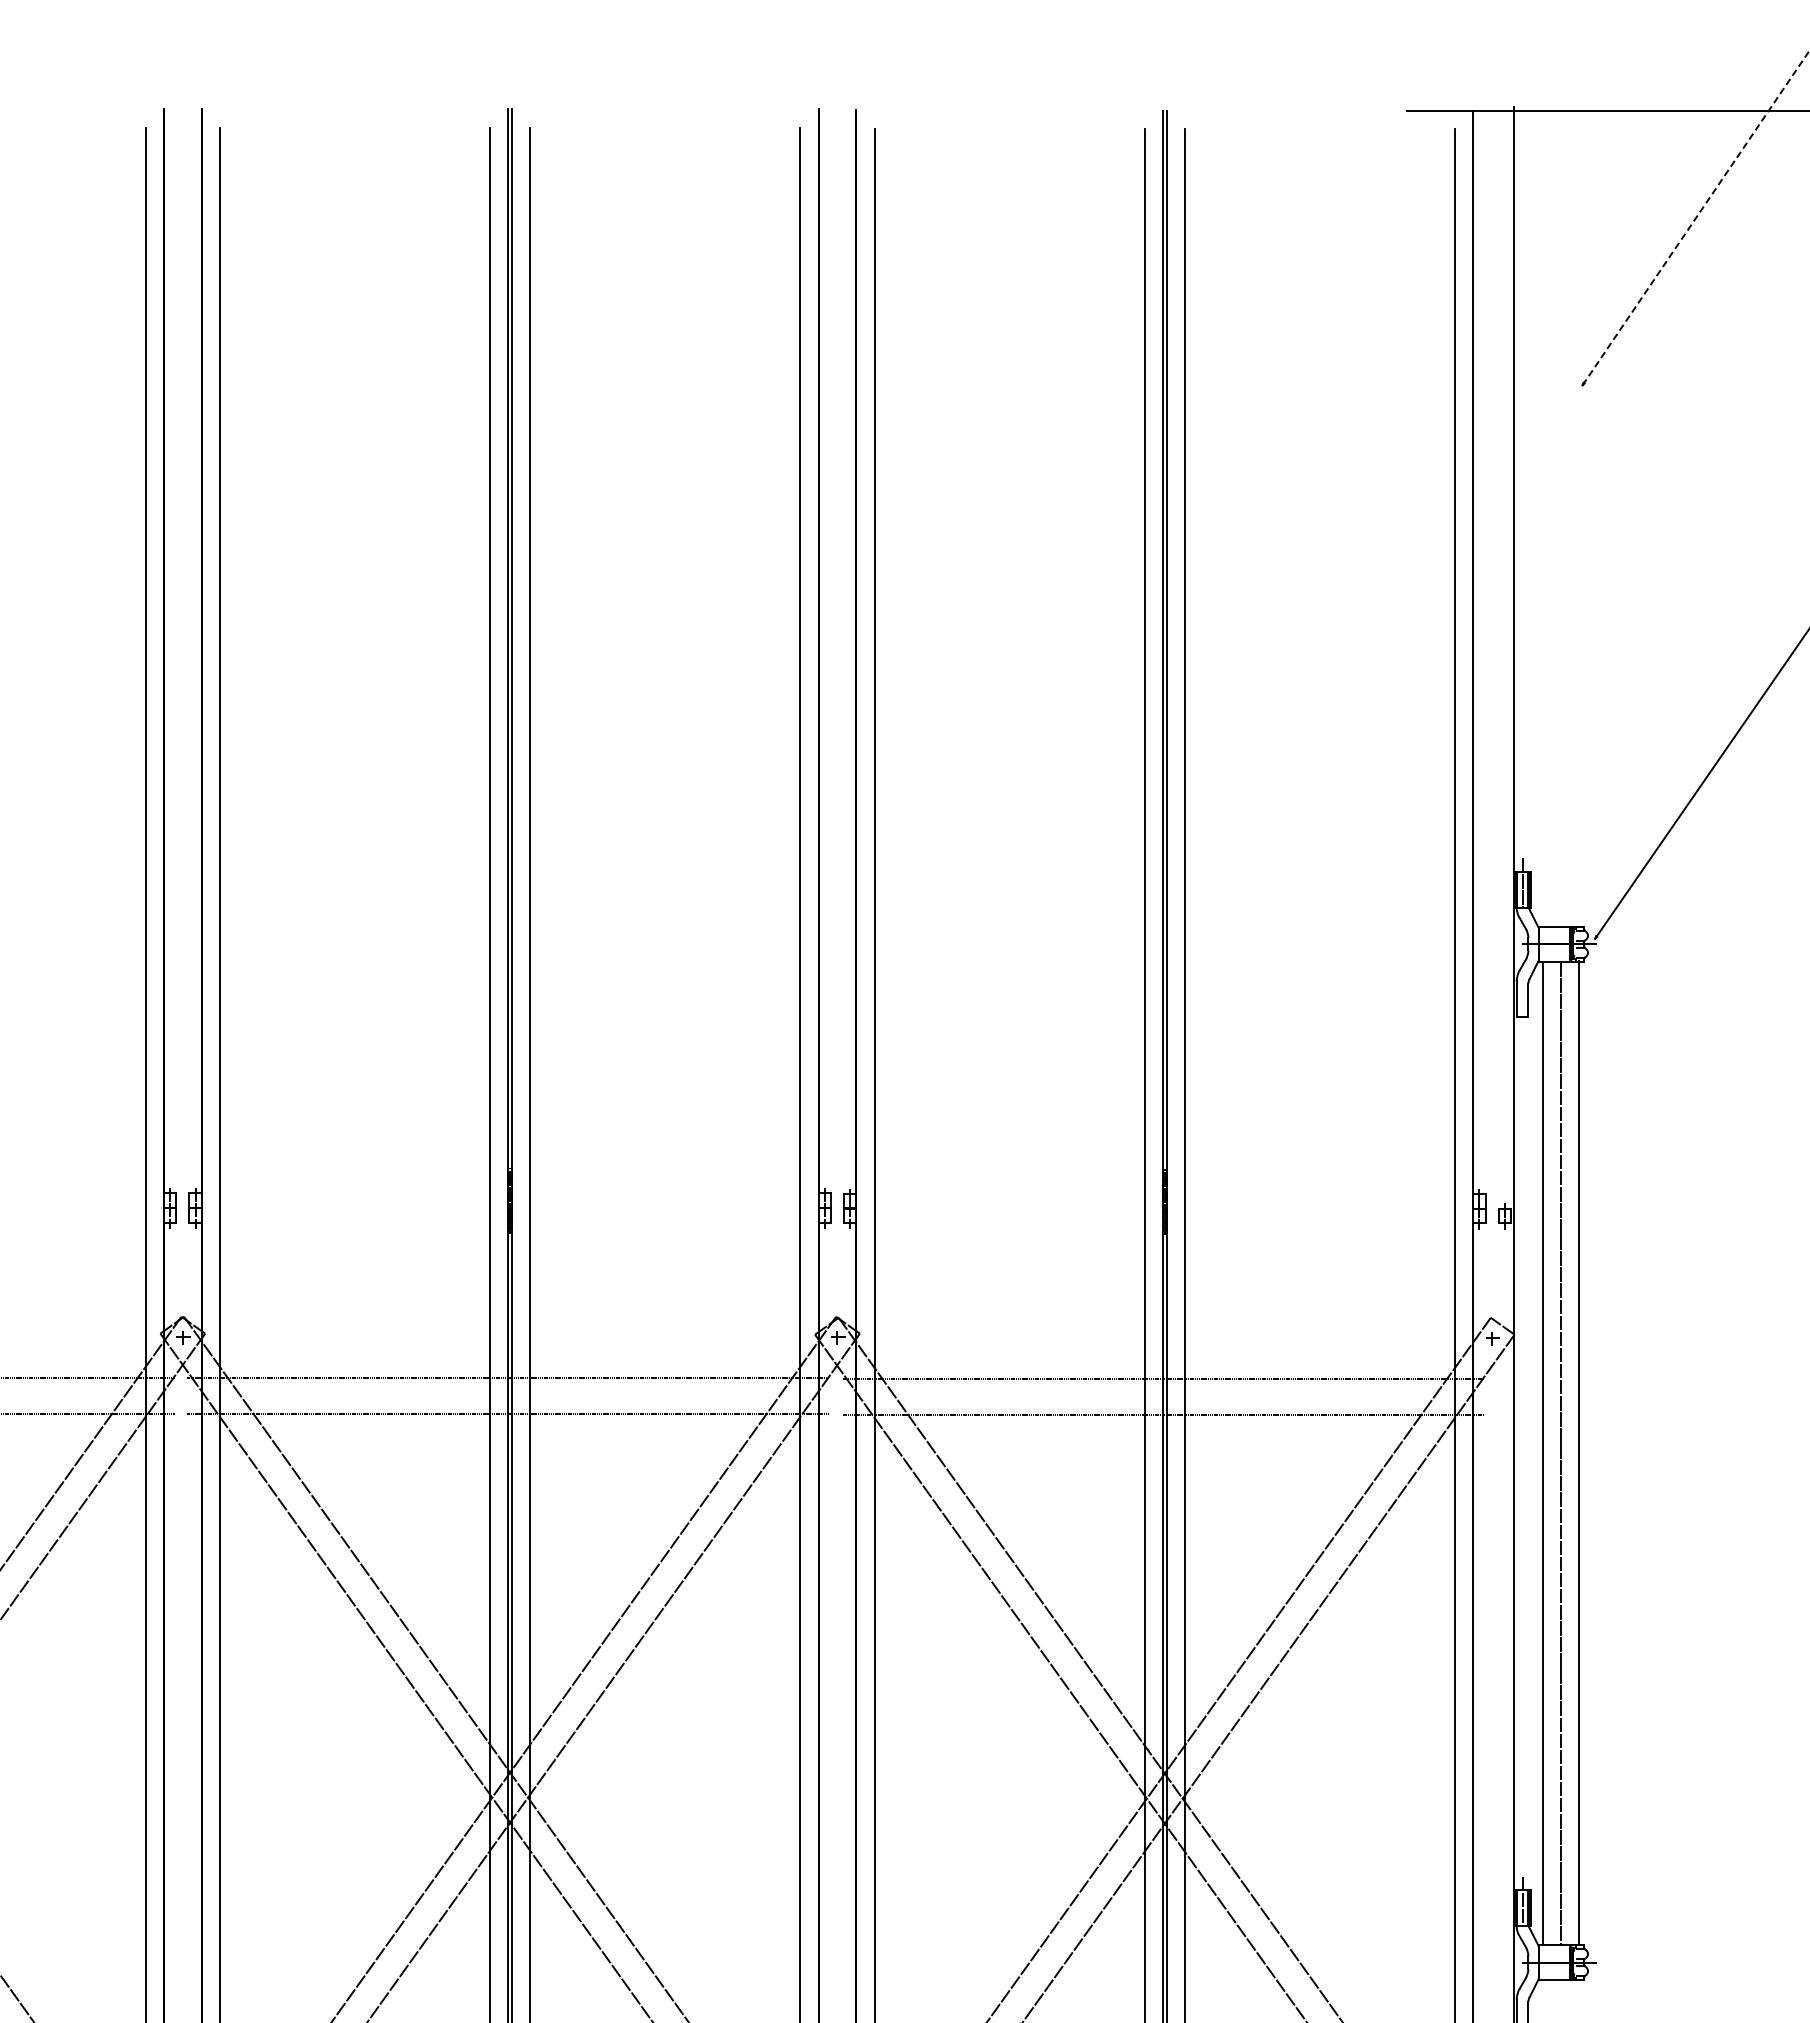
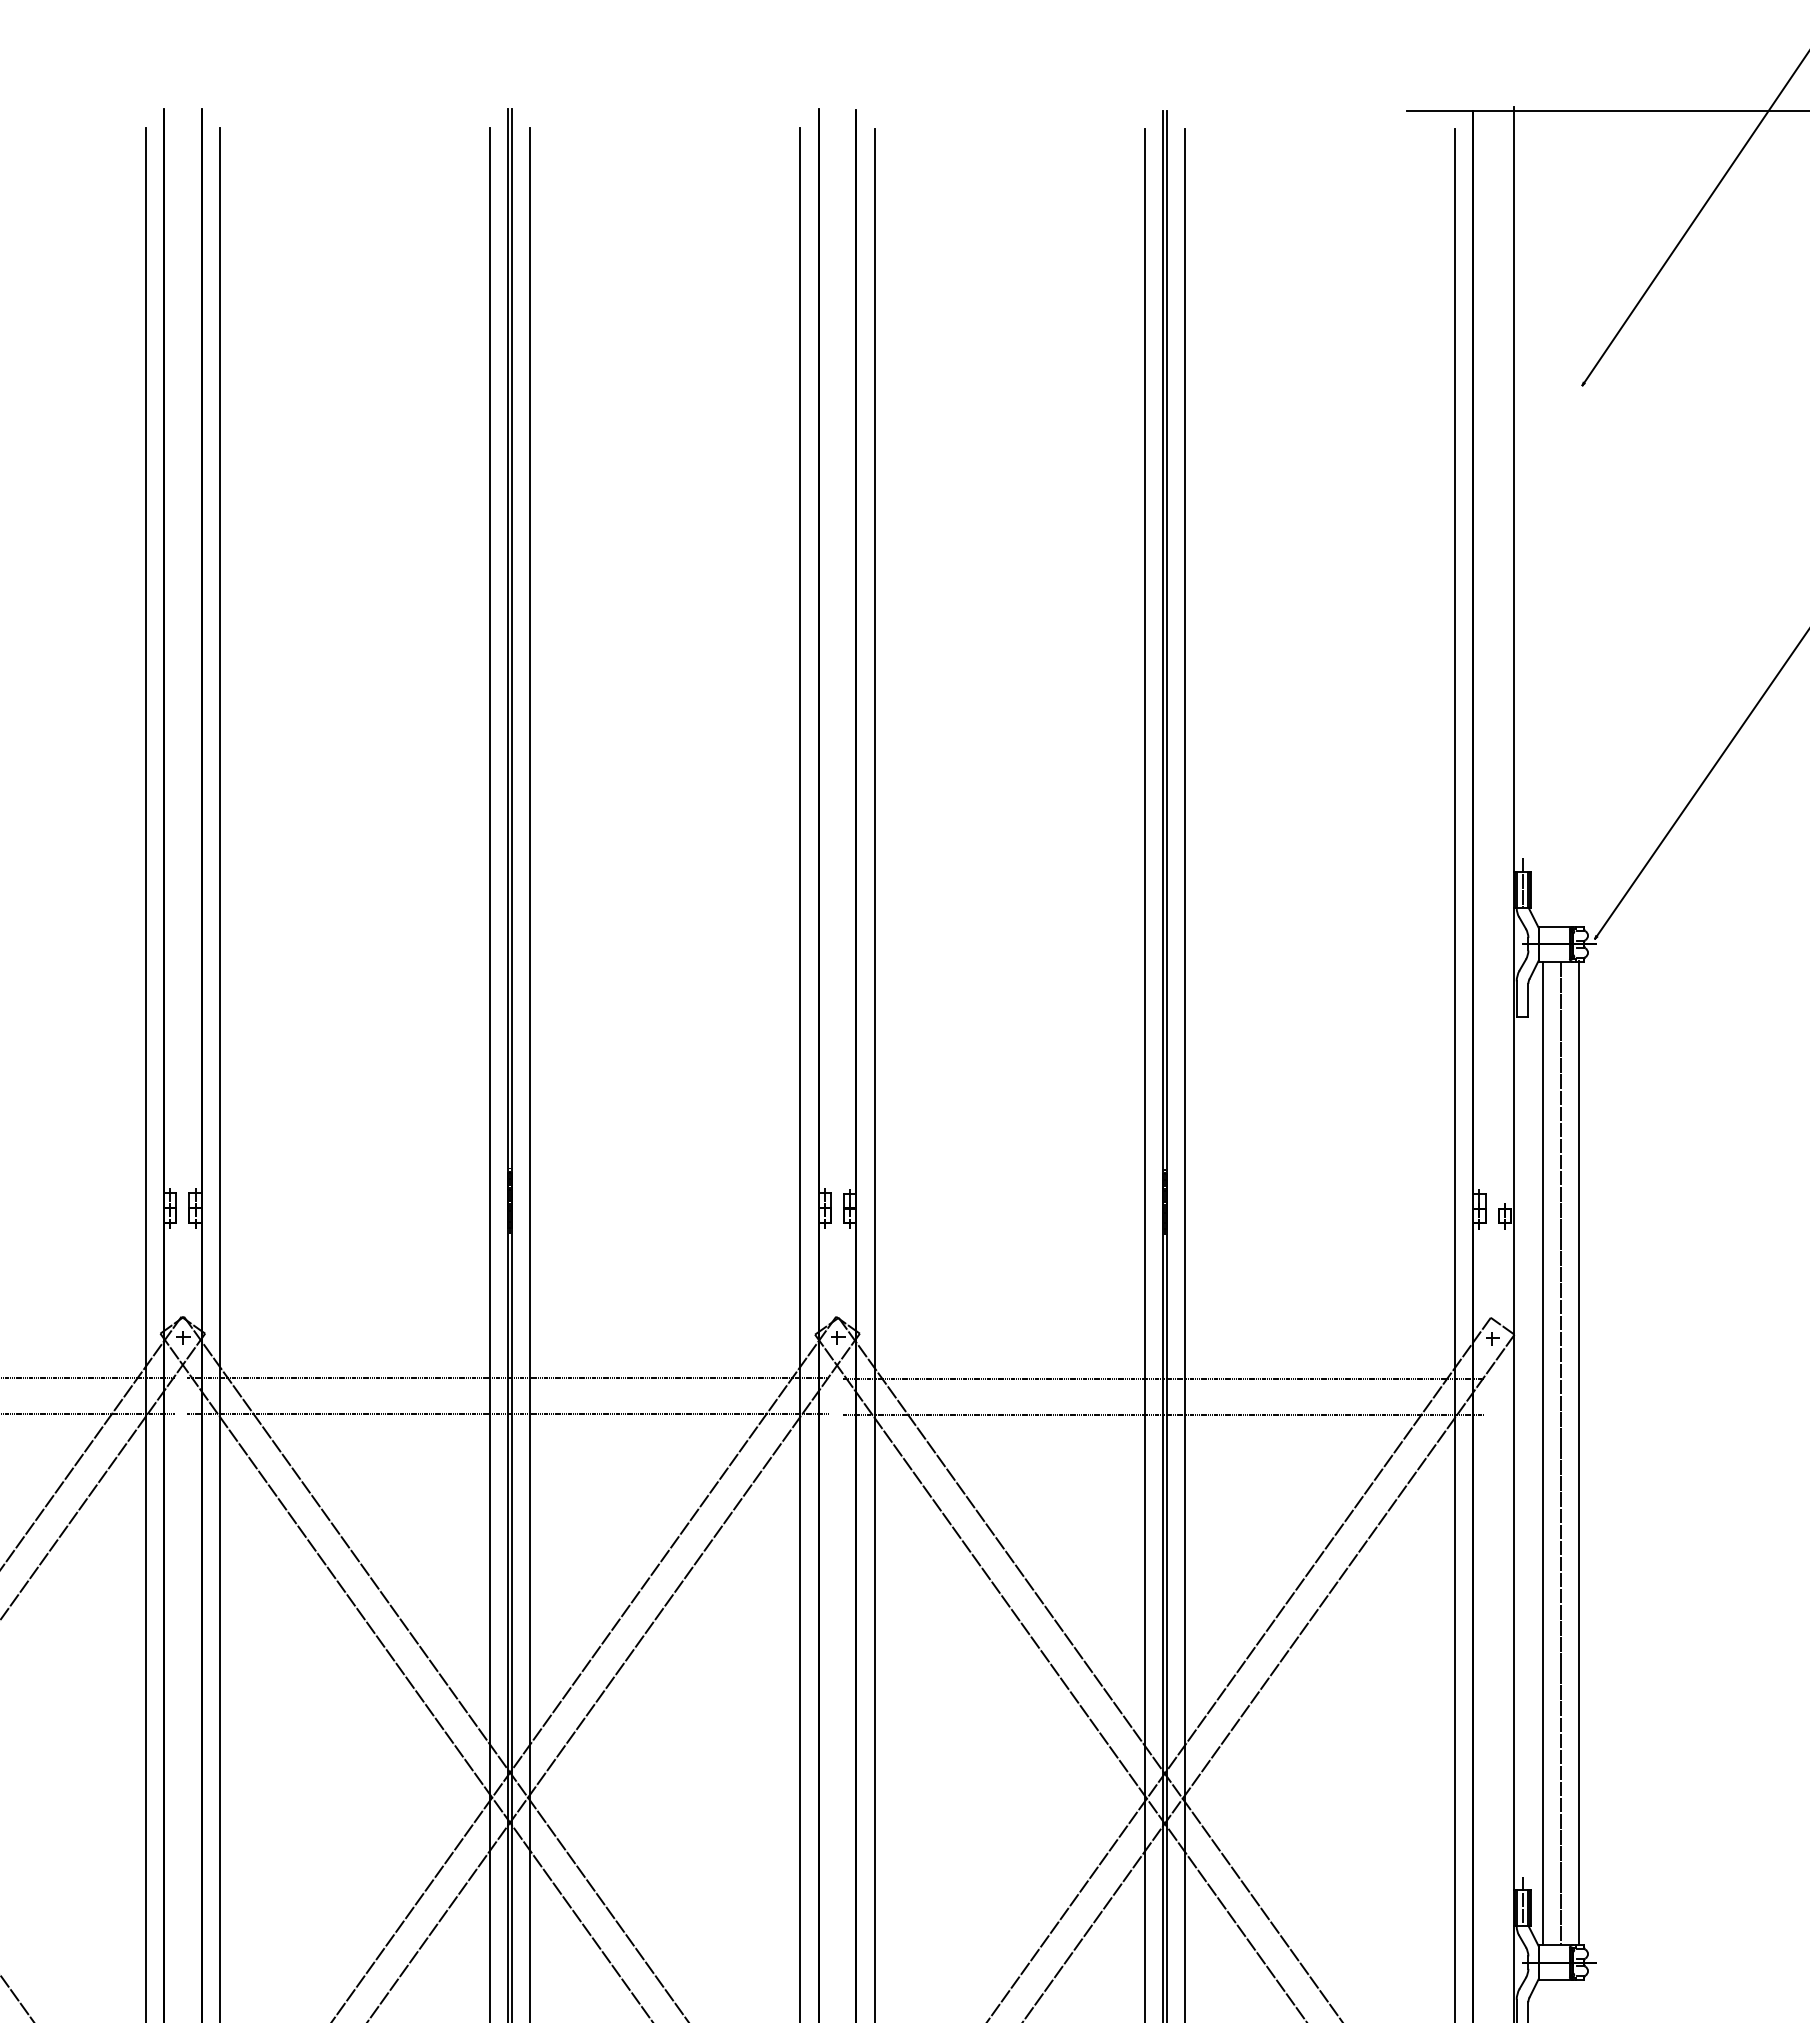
line: dashed -> solid (1696, 217)
